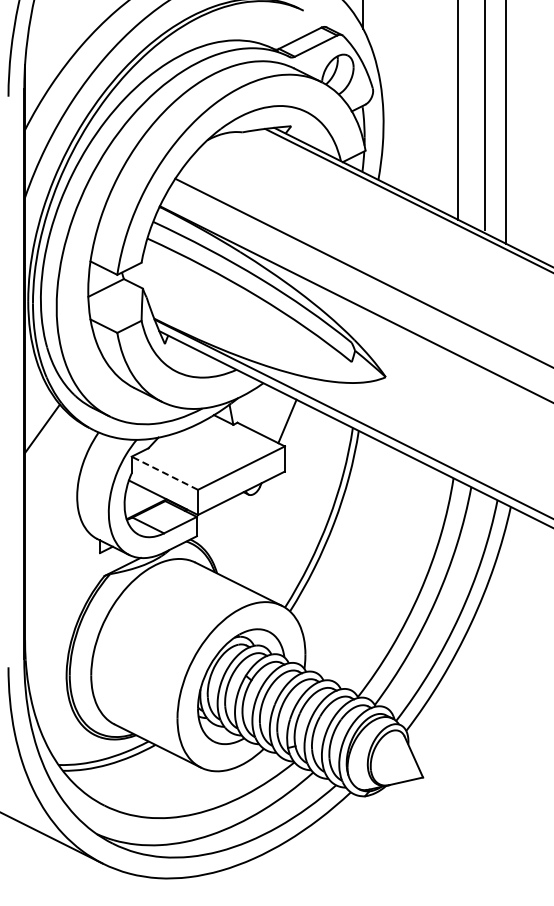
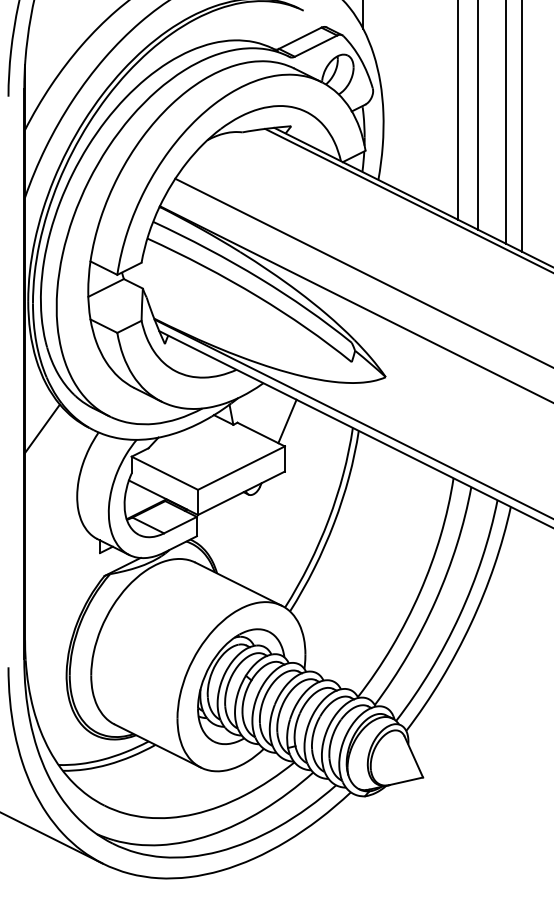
line position: (485, 115) -> (478, 115) (478, 115)
line: none -> present (521, 126)
line: dashed -> solid (164, 473)
